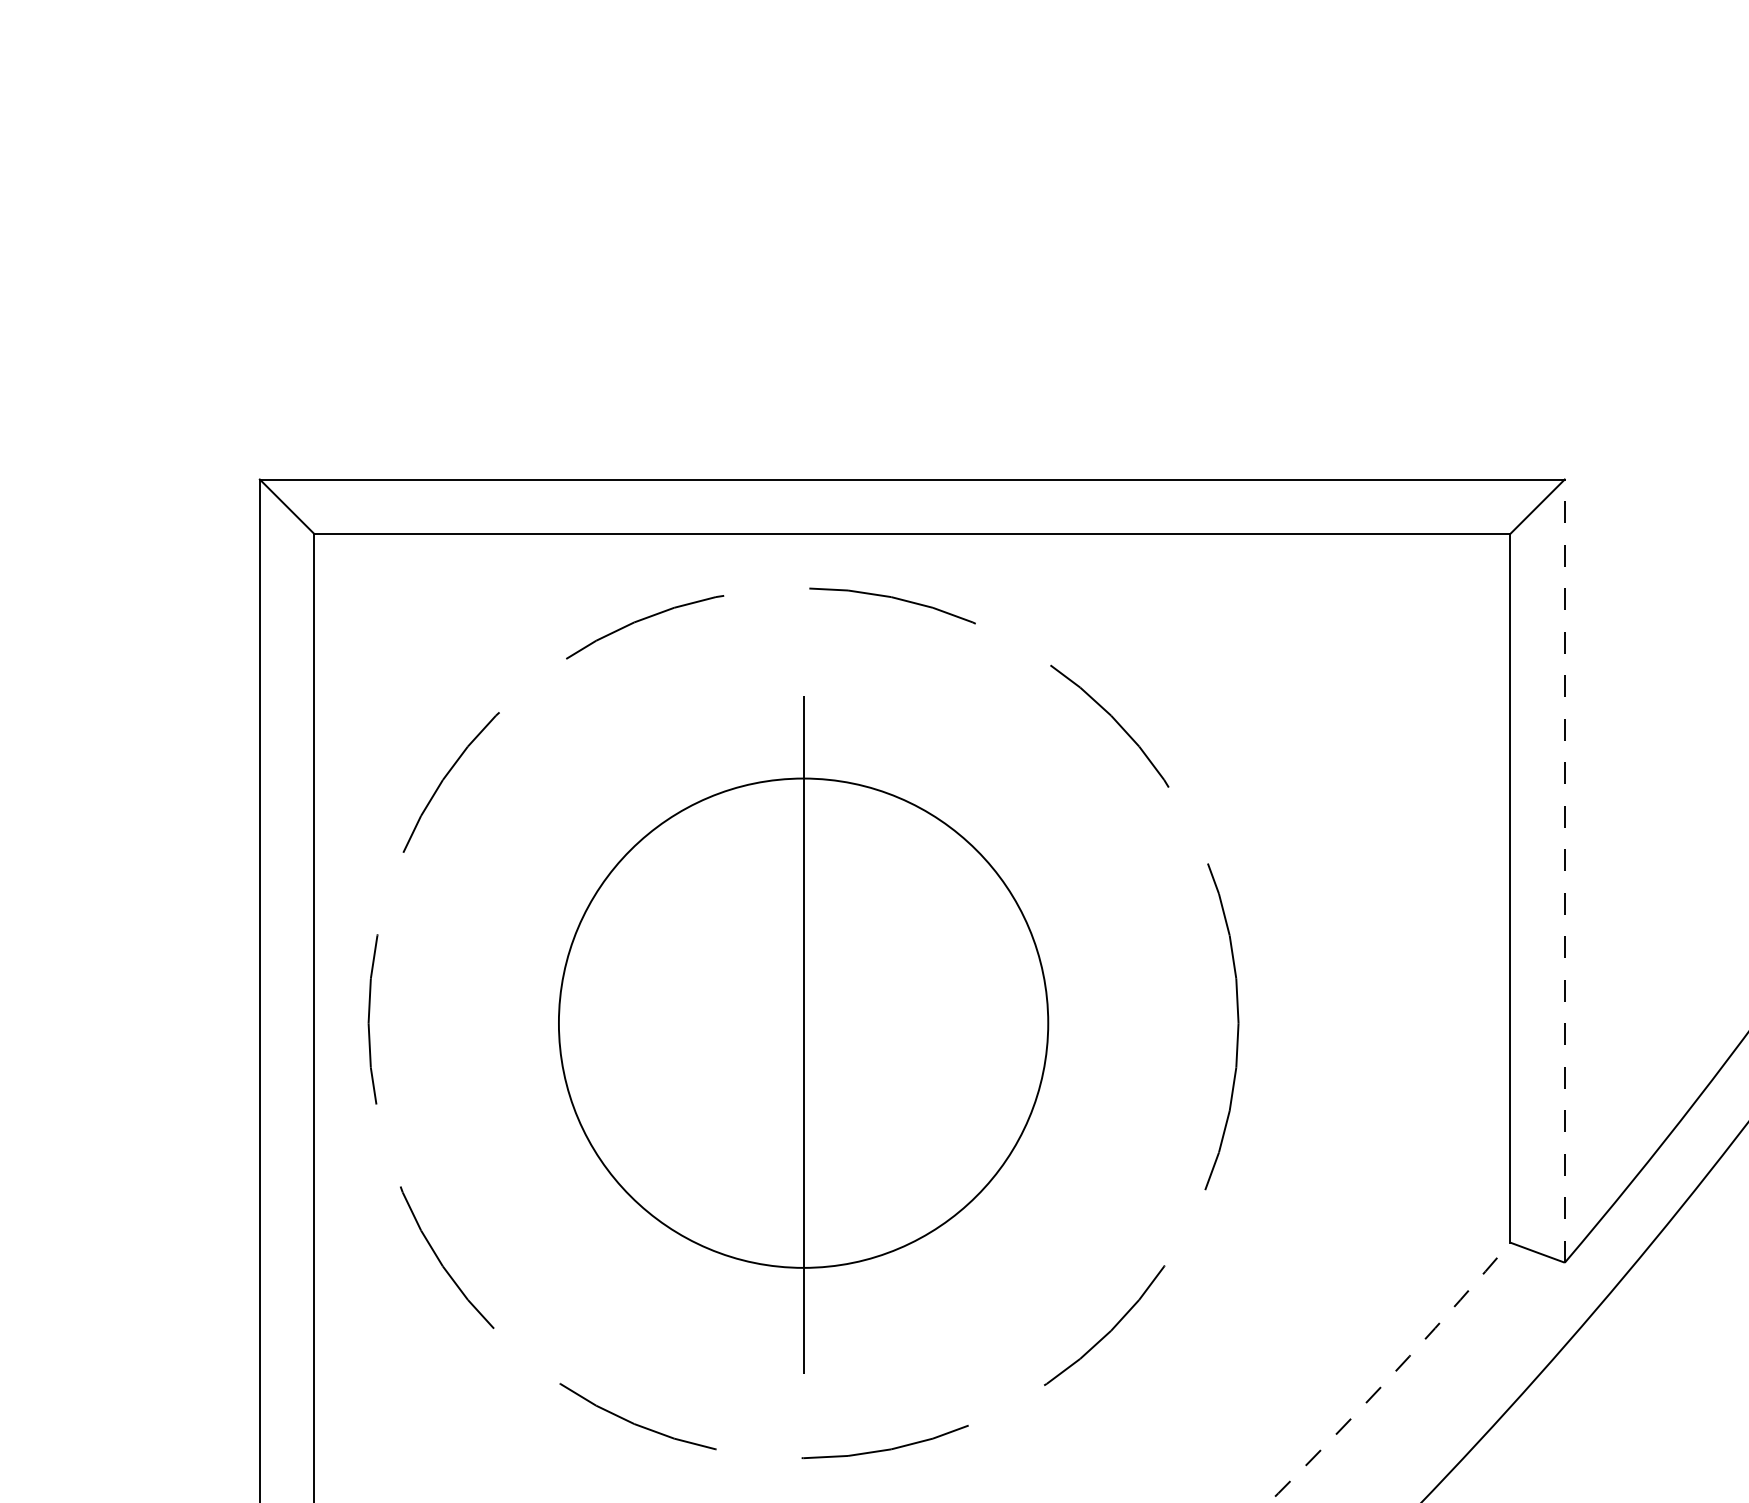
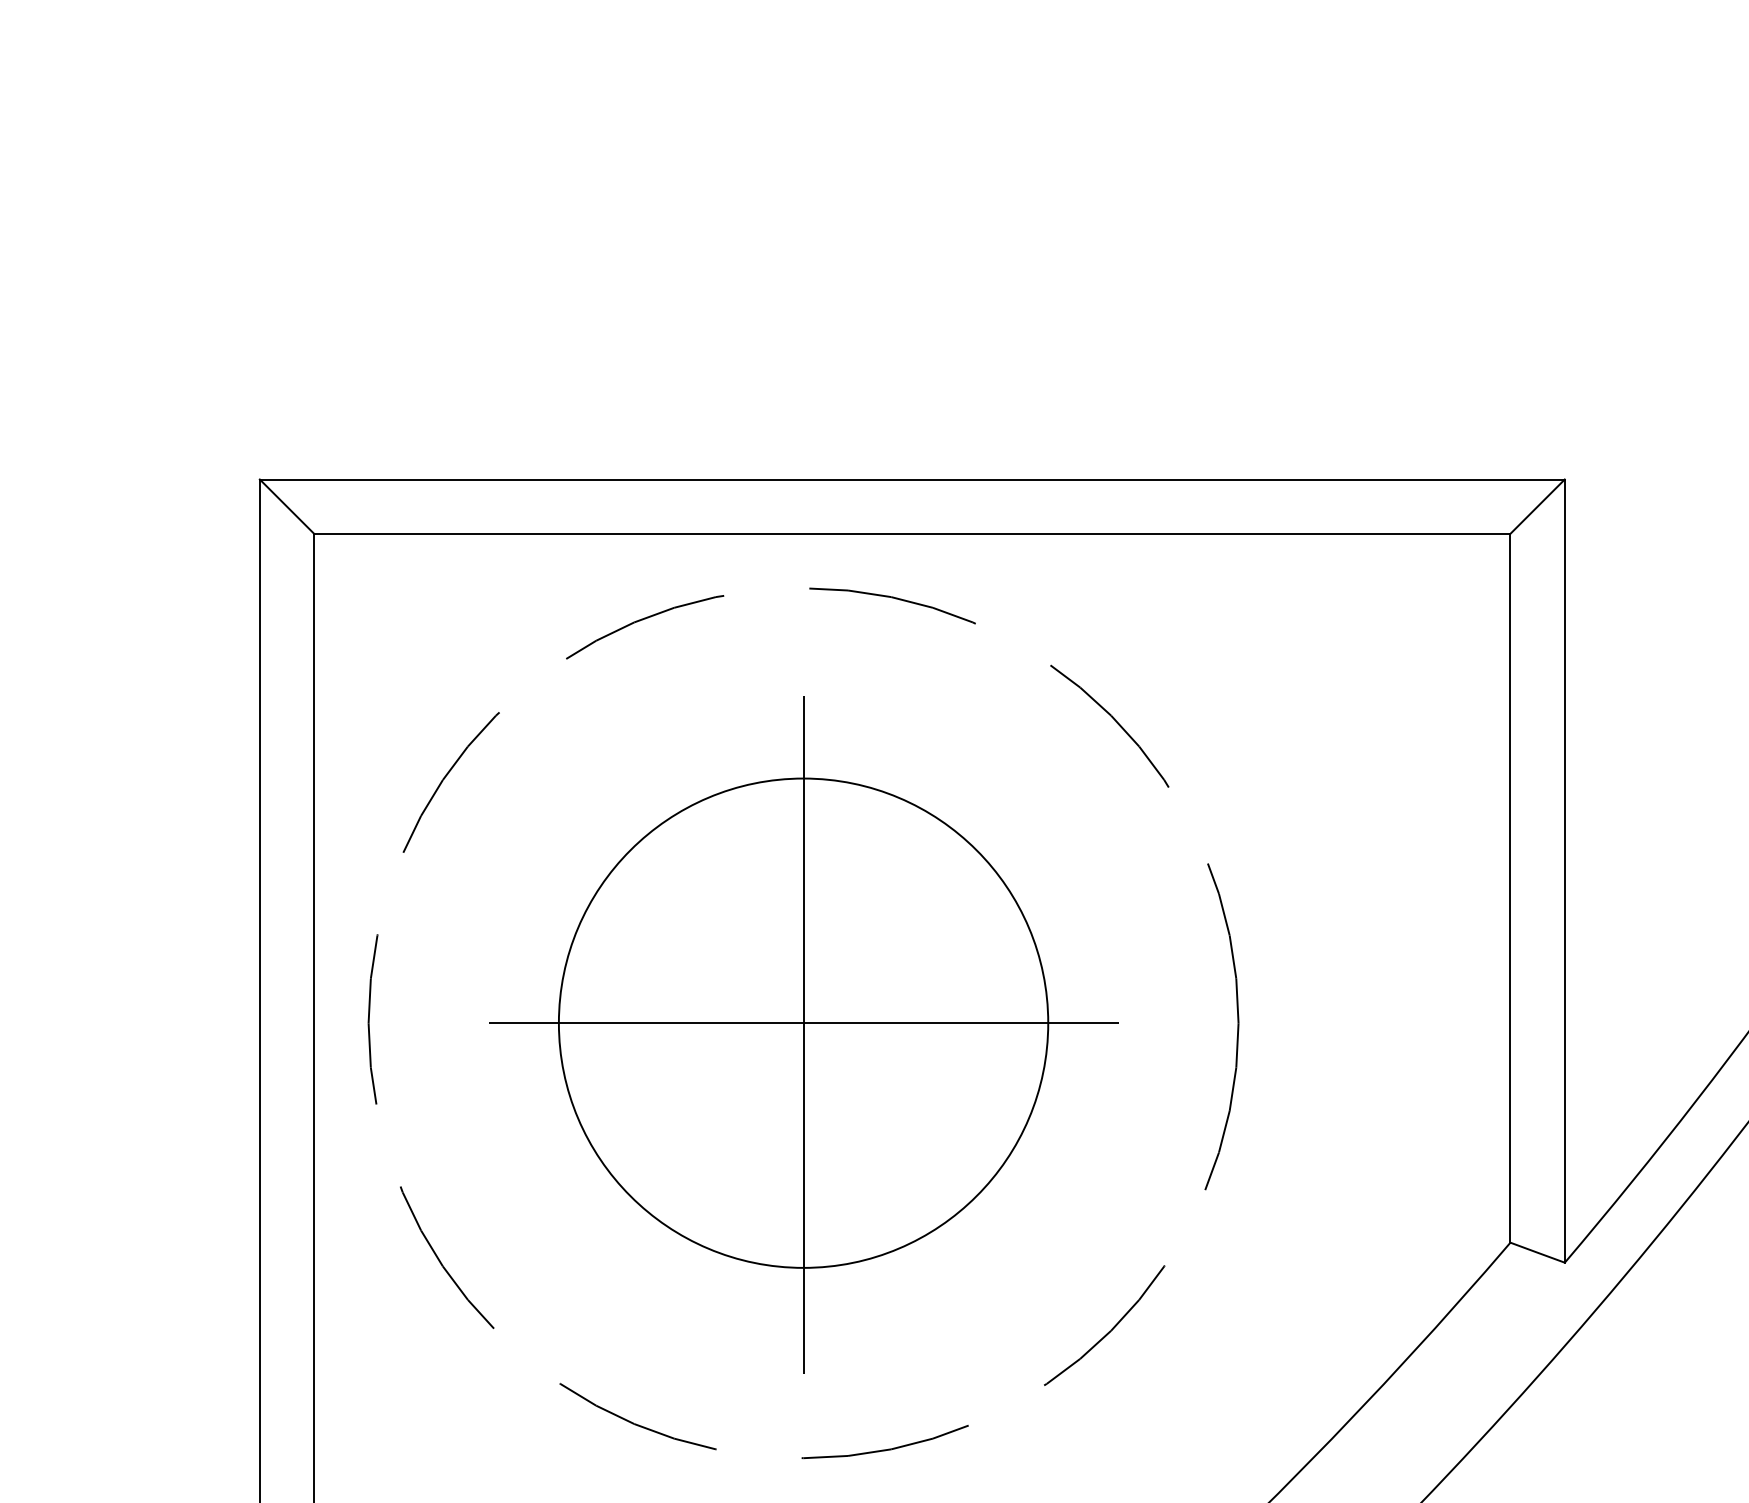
line: dashed -> solid (1564, 871)
line: none -> present (803, 1023)
arc: dashed -> solid (1392, 1374)
